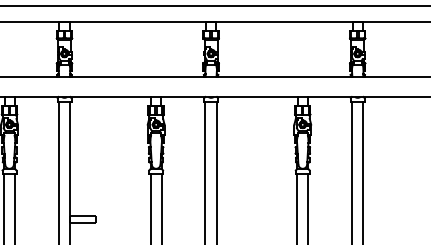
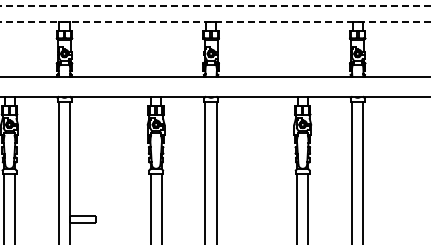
line: solid -> dashed (215, 5)
line: solid -> dashed (215, 21)
